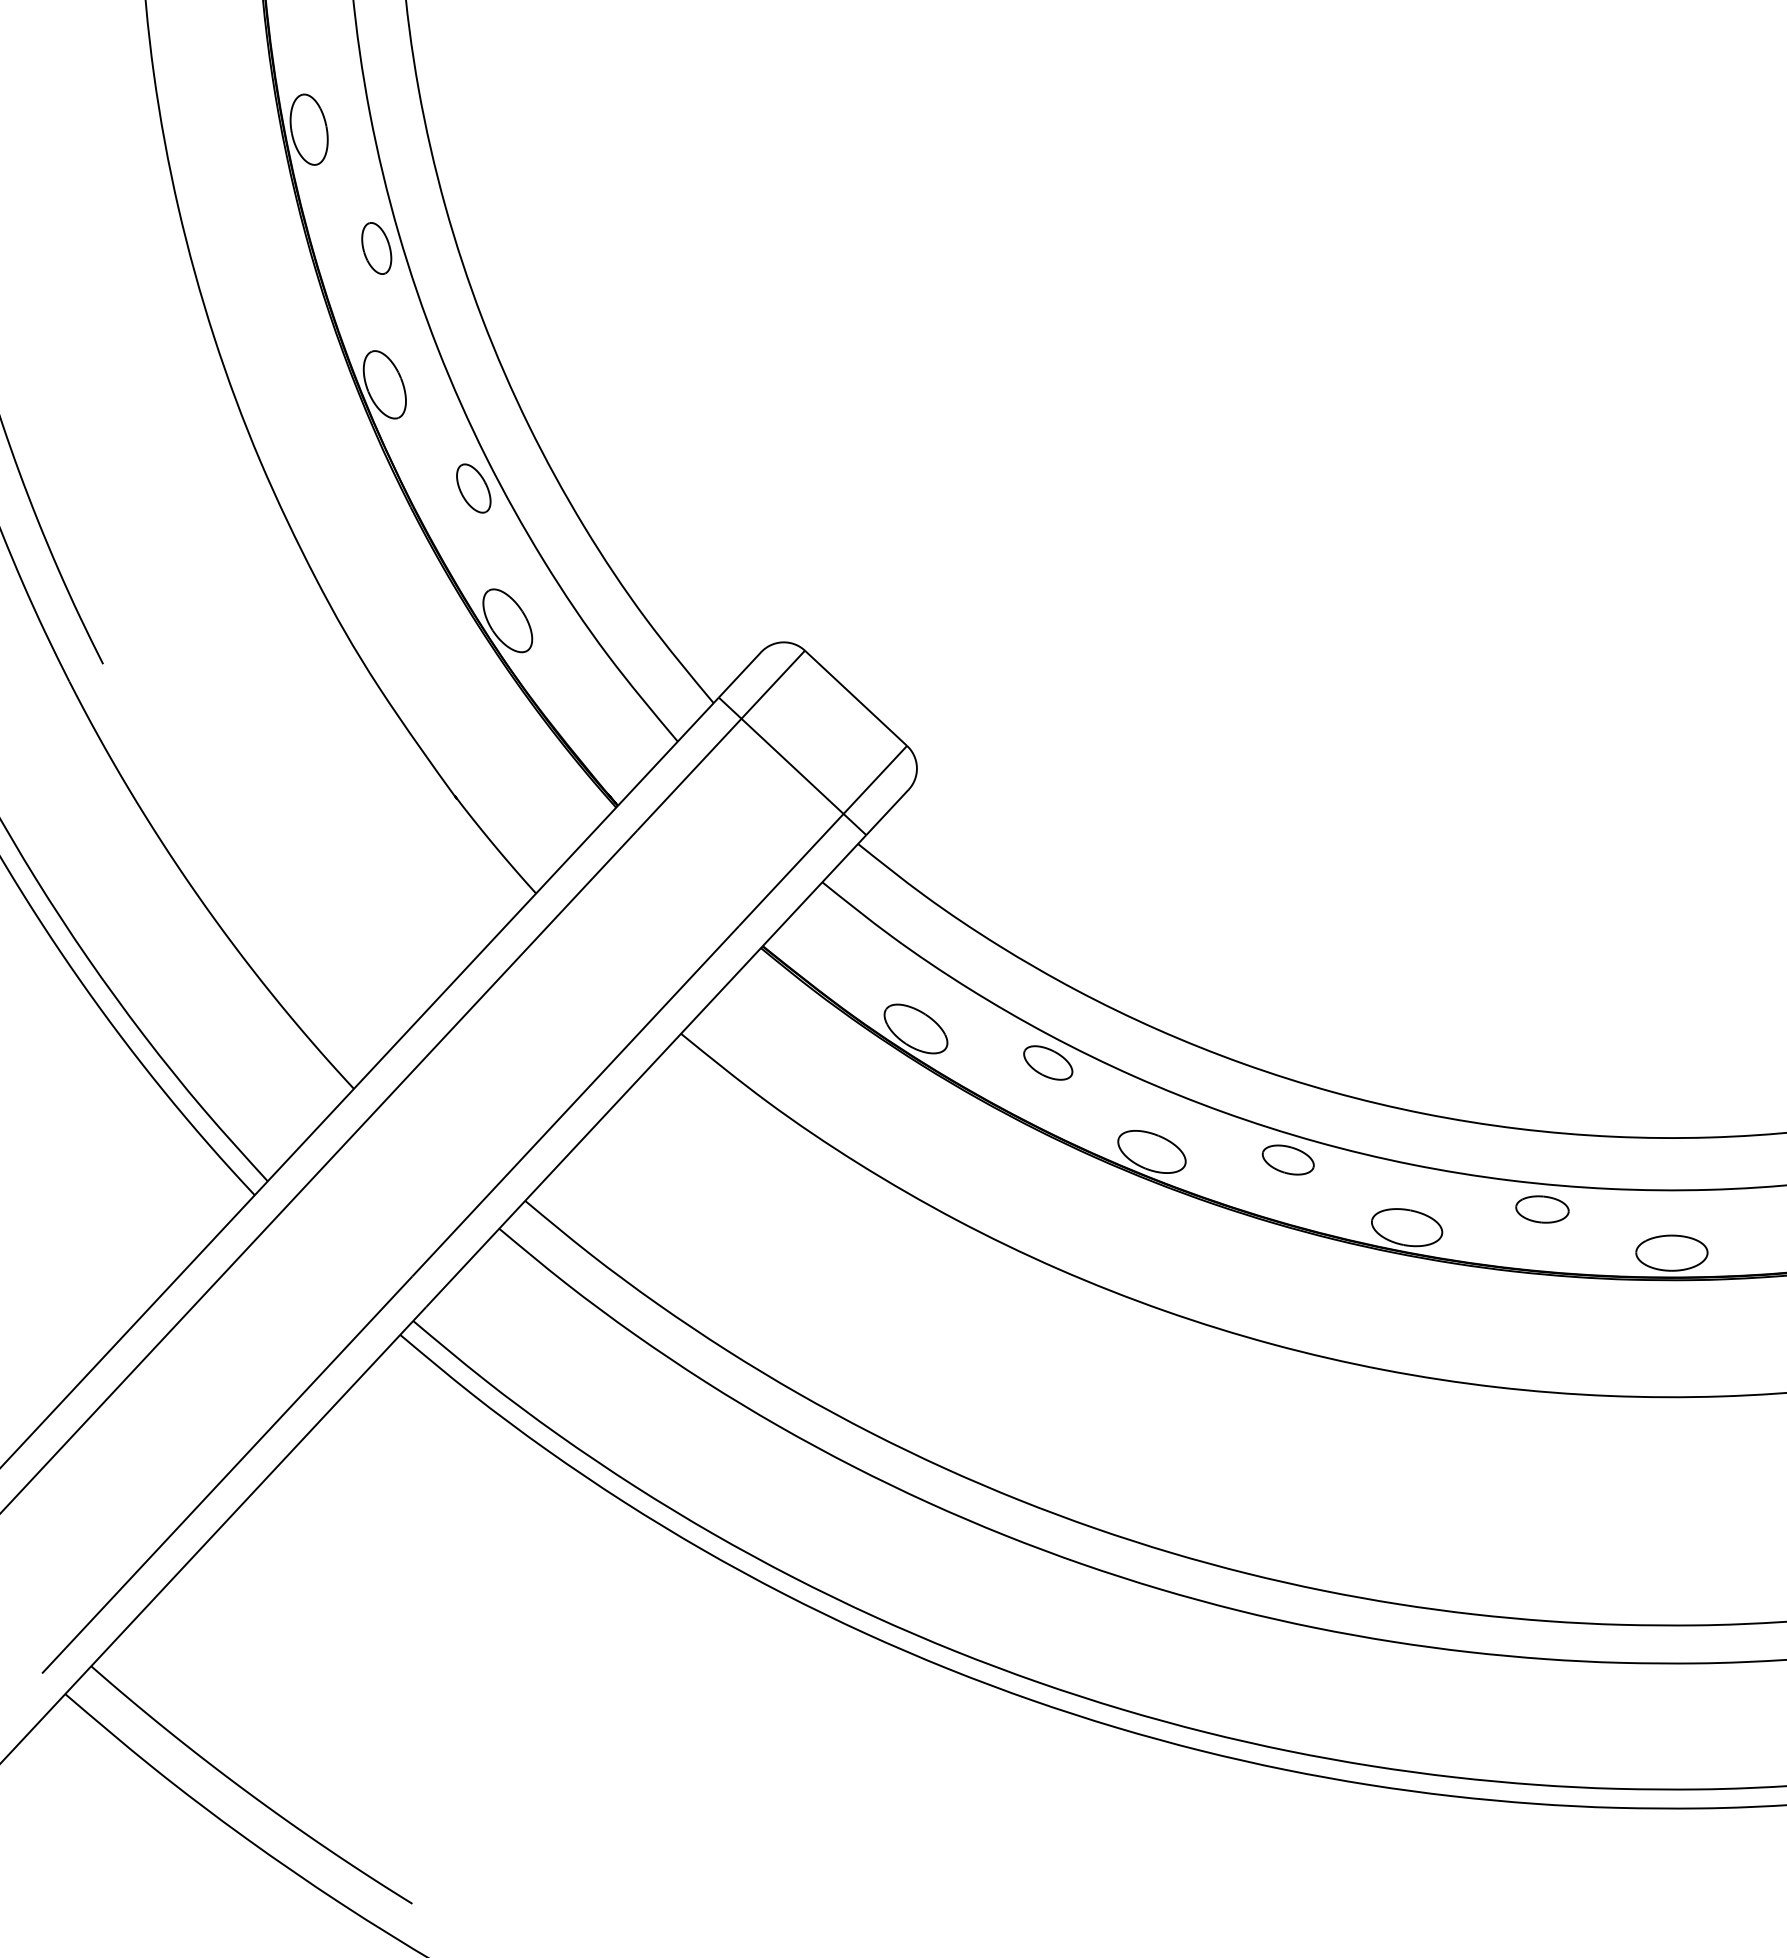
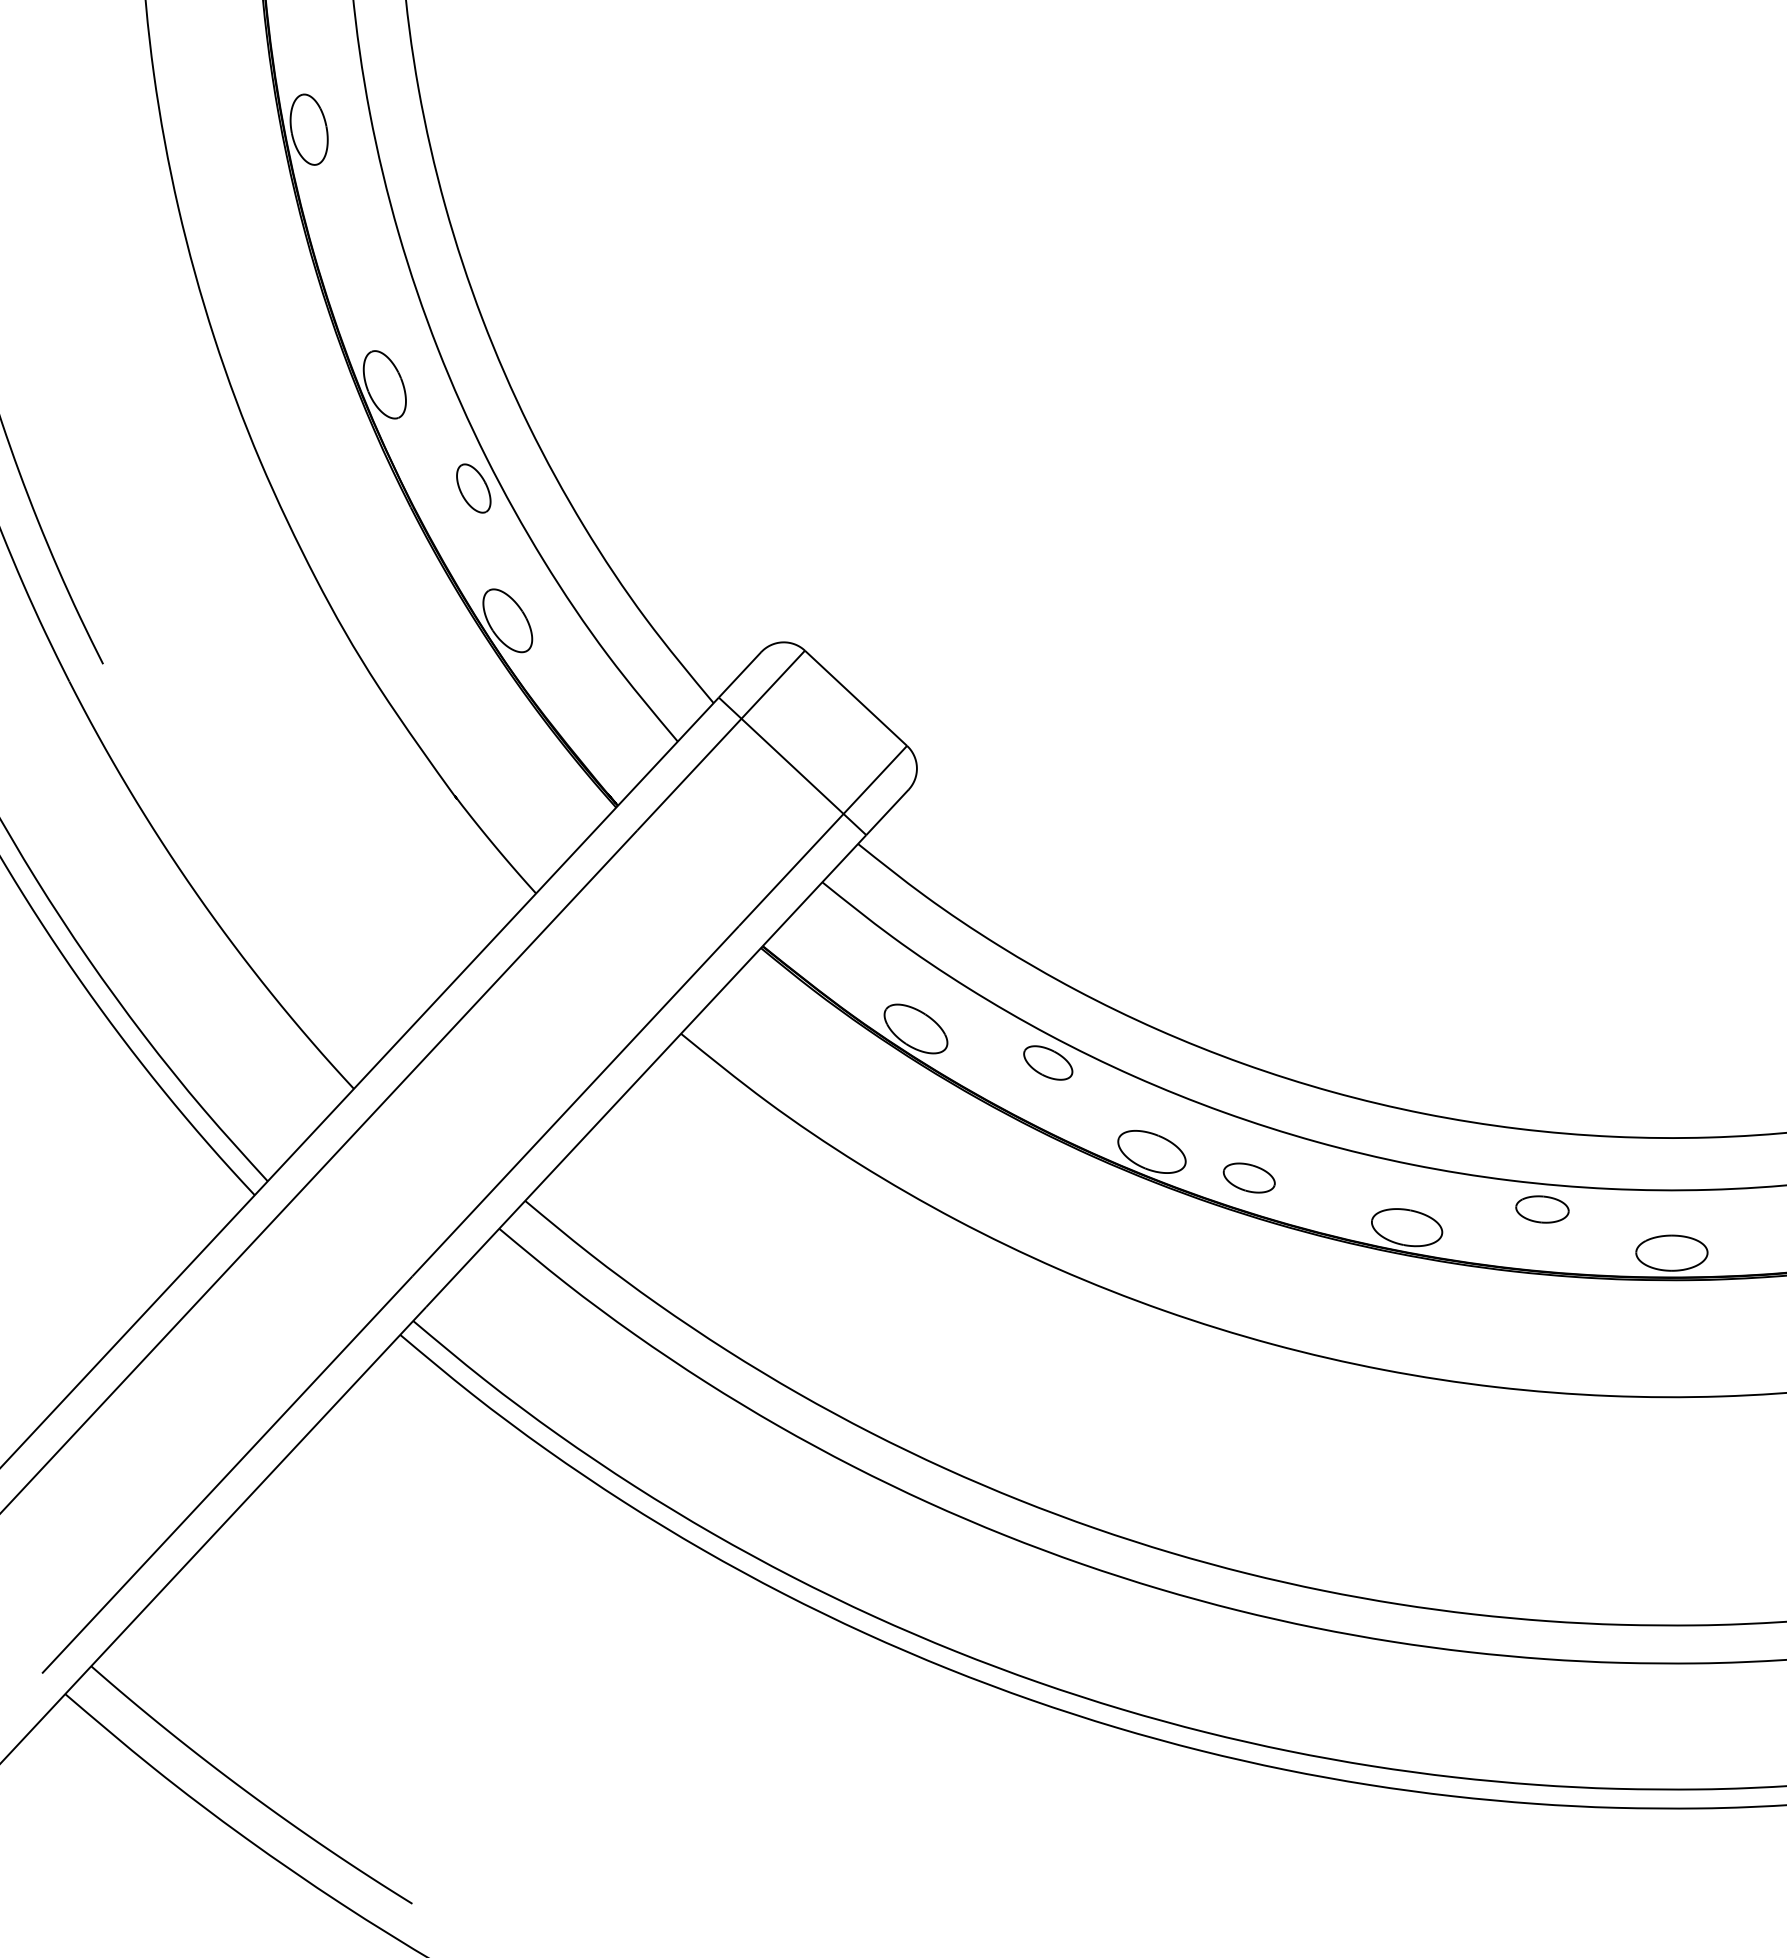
part: present -> none (376, 248)
part position: (1287, 1159) -> (1248, 1177) (1248, 1177)
